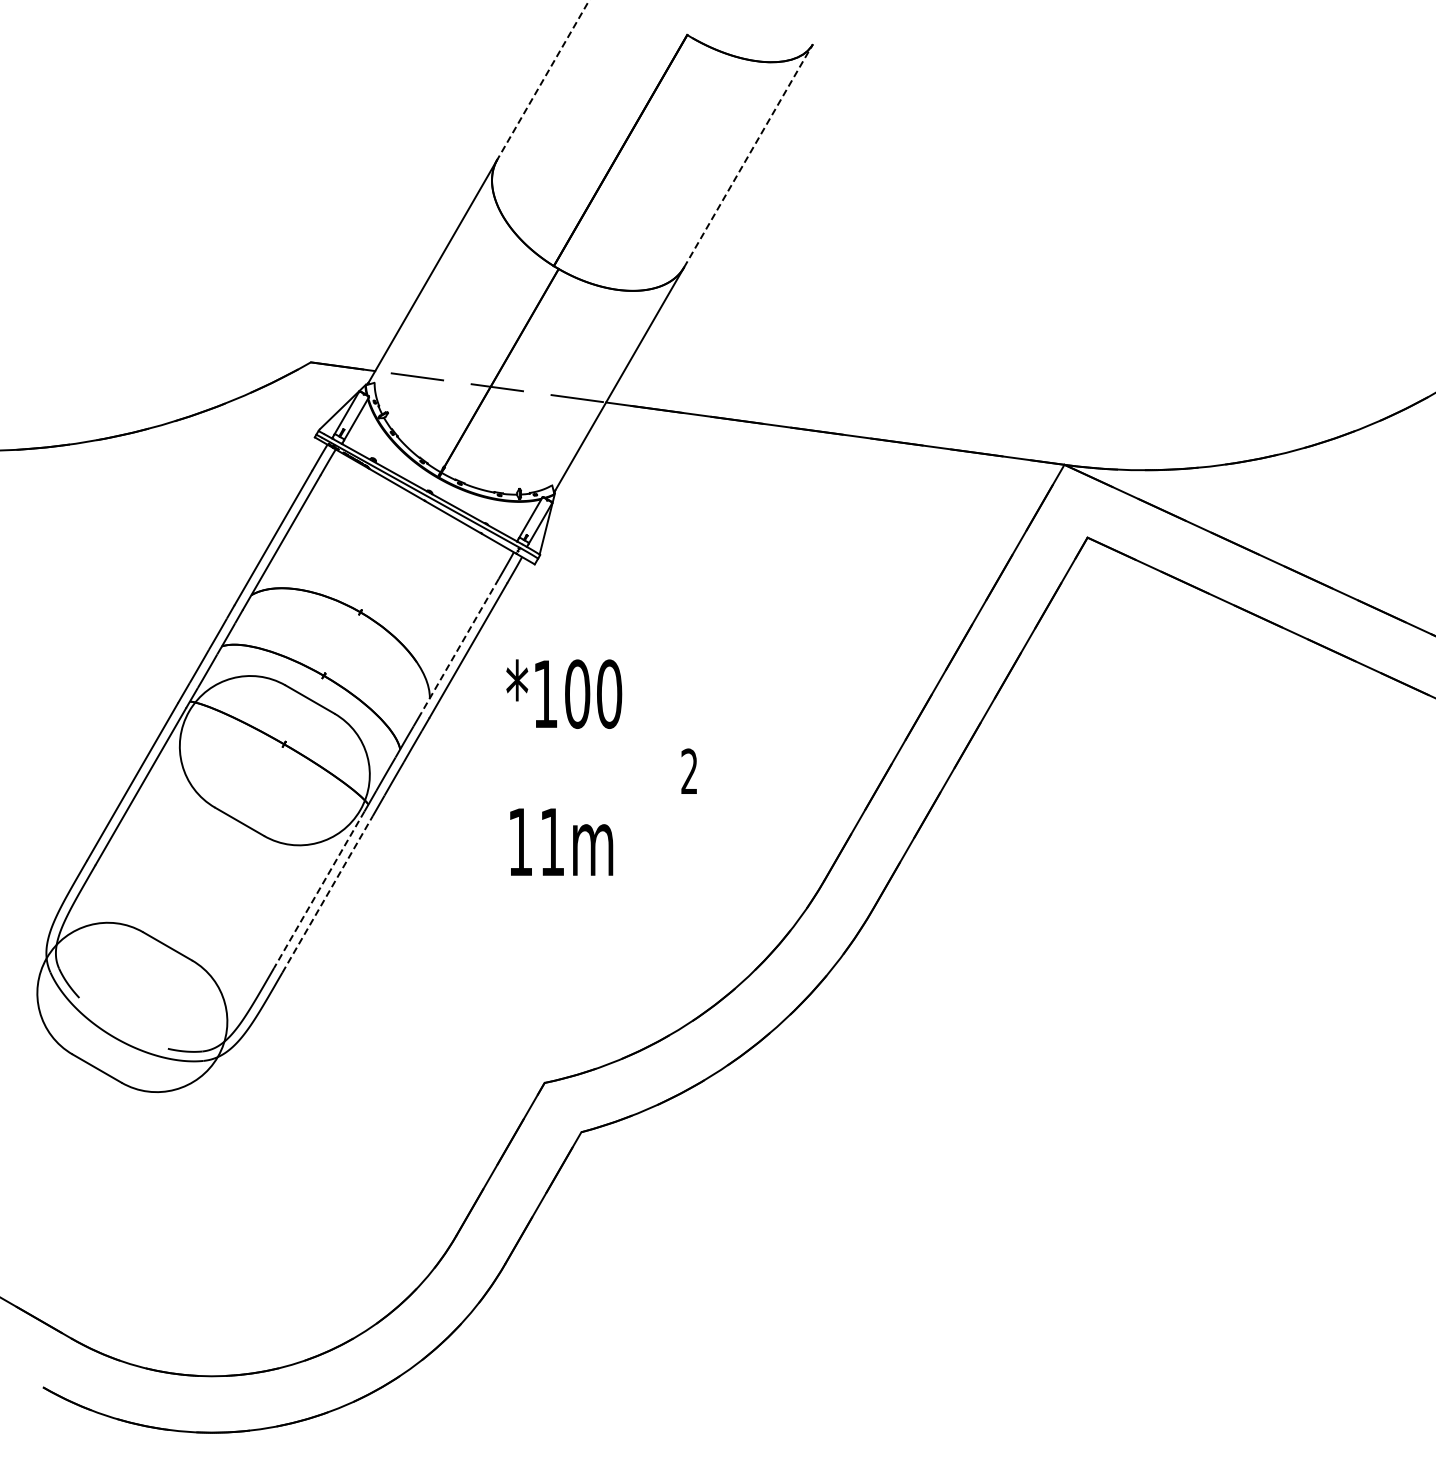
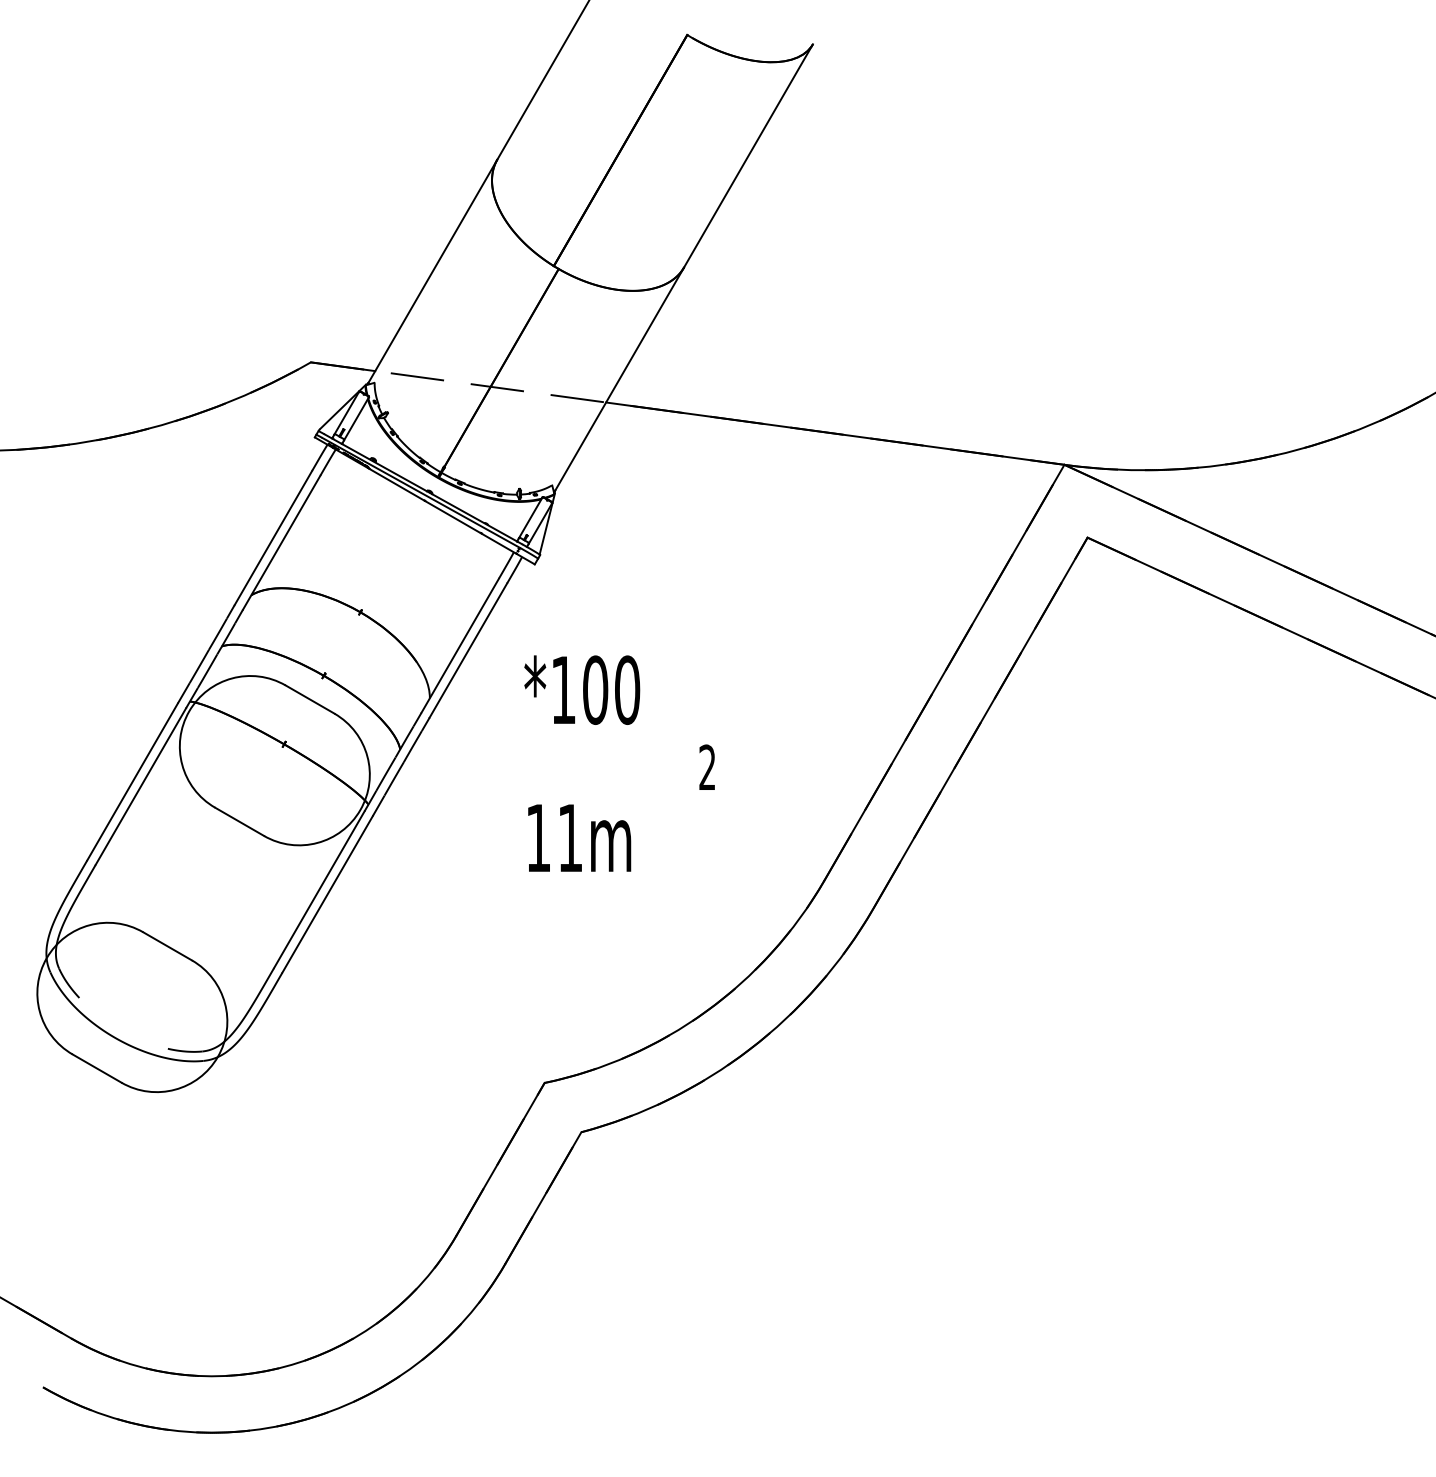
line: dashed -> solid (543, 80)
line: dashed -> solid (748, 155)
line: dashed -> solid (459, 646)
text position: (601, 767) -> (619, 763) (619, 763)
line: dashed -> solid (319, 890)
line: dashed -> solid (327, 894)
